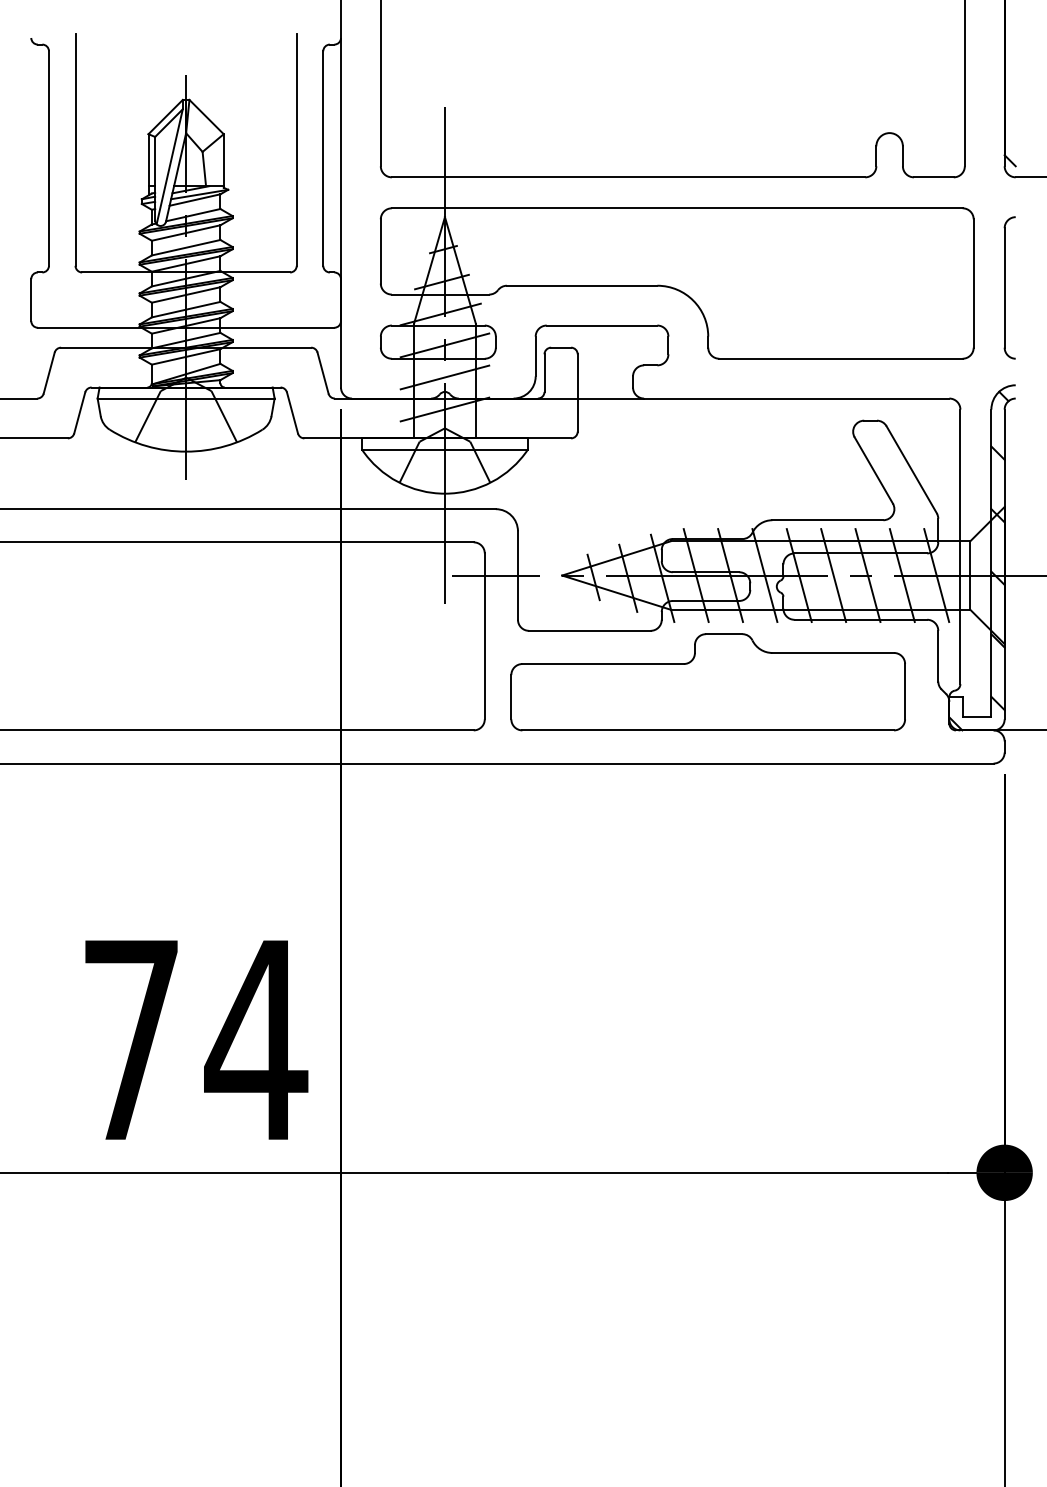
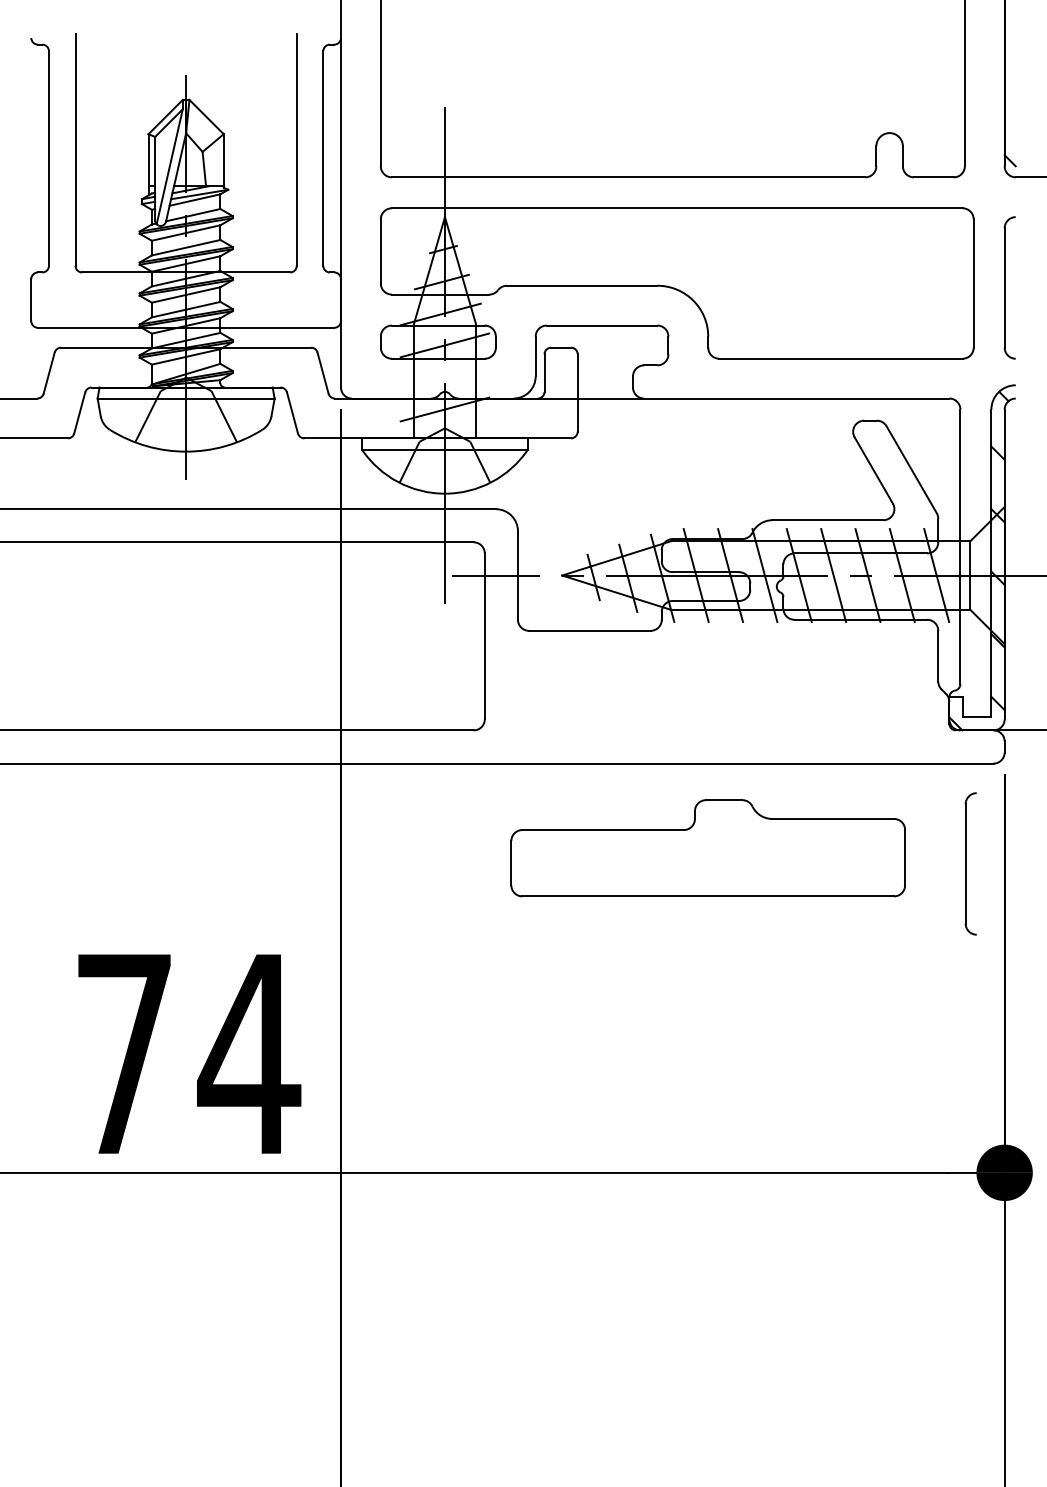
line: present -> none (444, 377)
part position: (707, 682) -> (707, 848) (707, 848)
part: none -> present (970, 863)
text position: (196, 1039) -> (189, 1053) (189, 1053)
